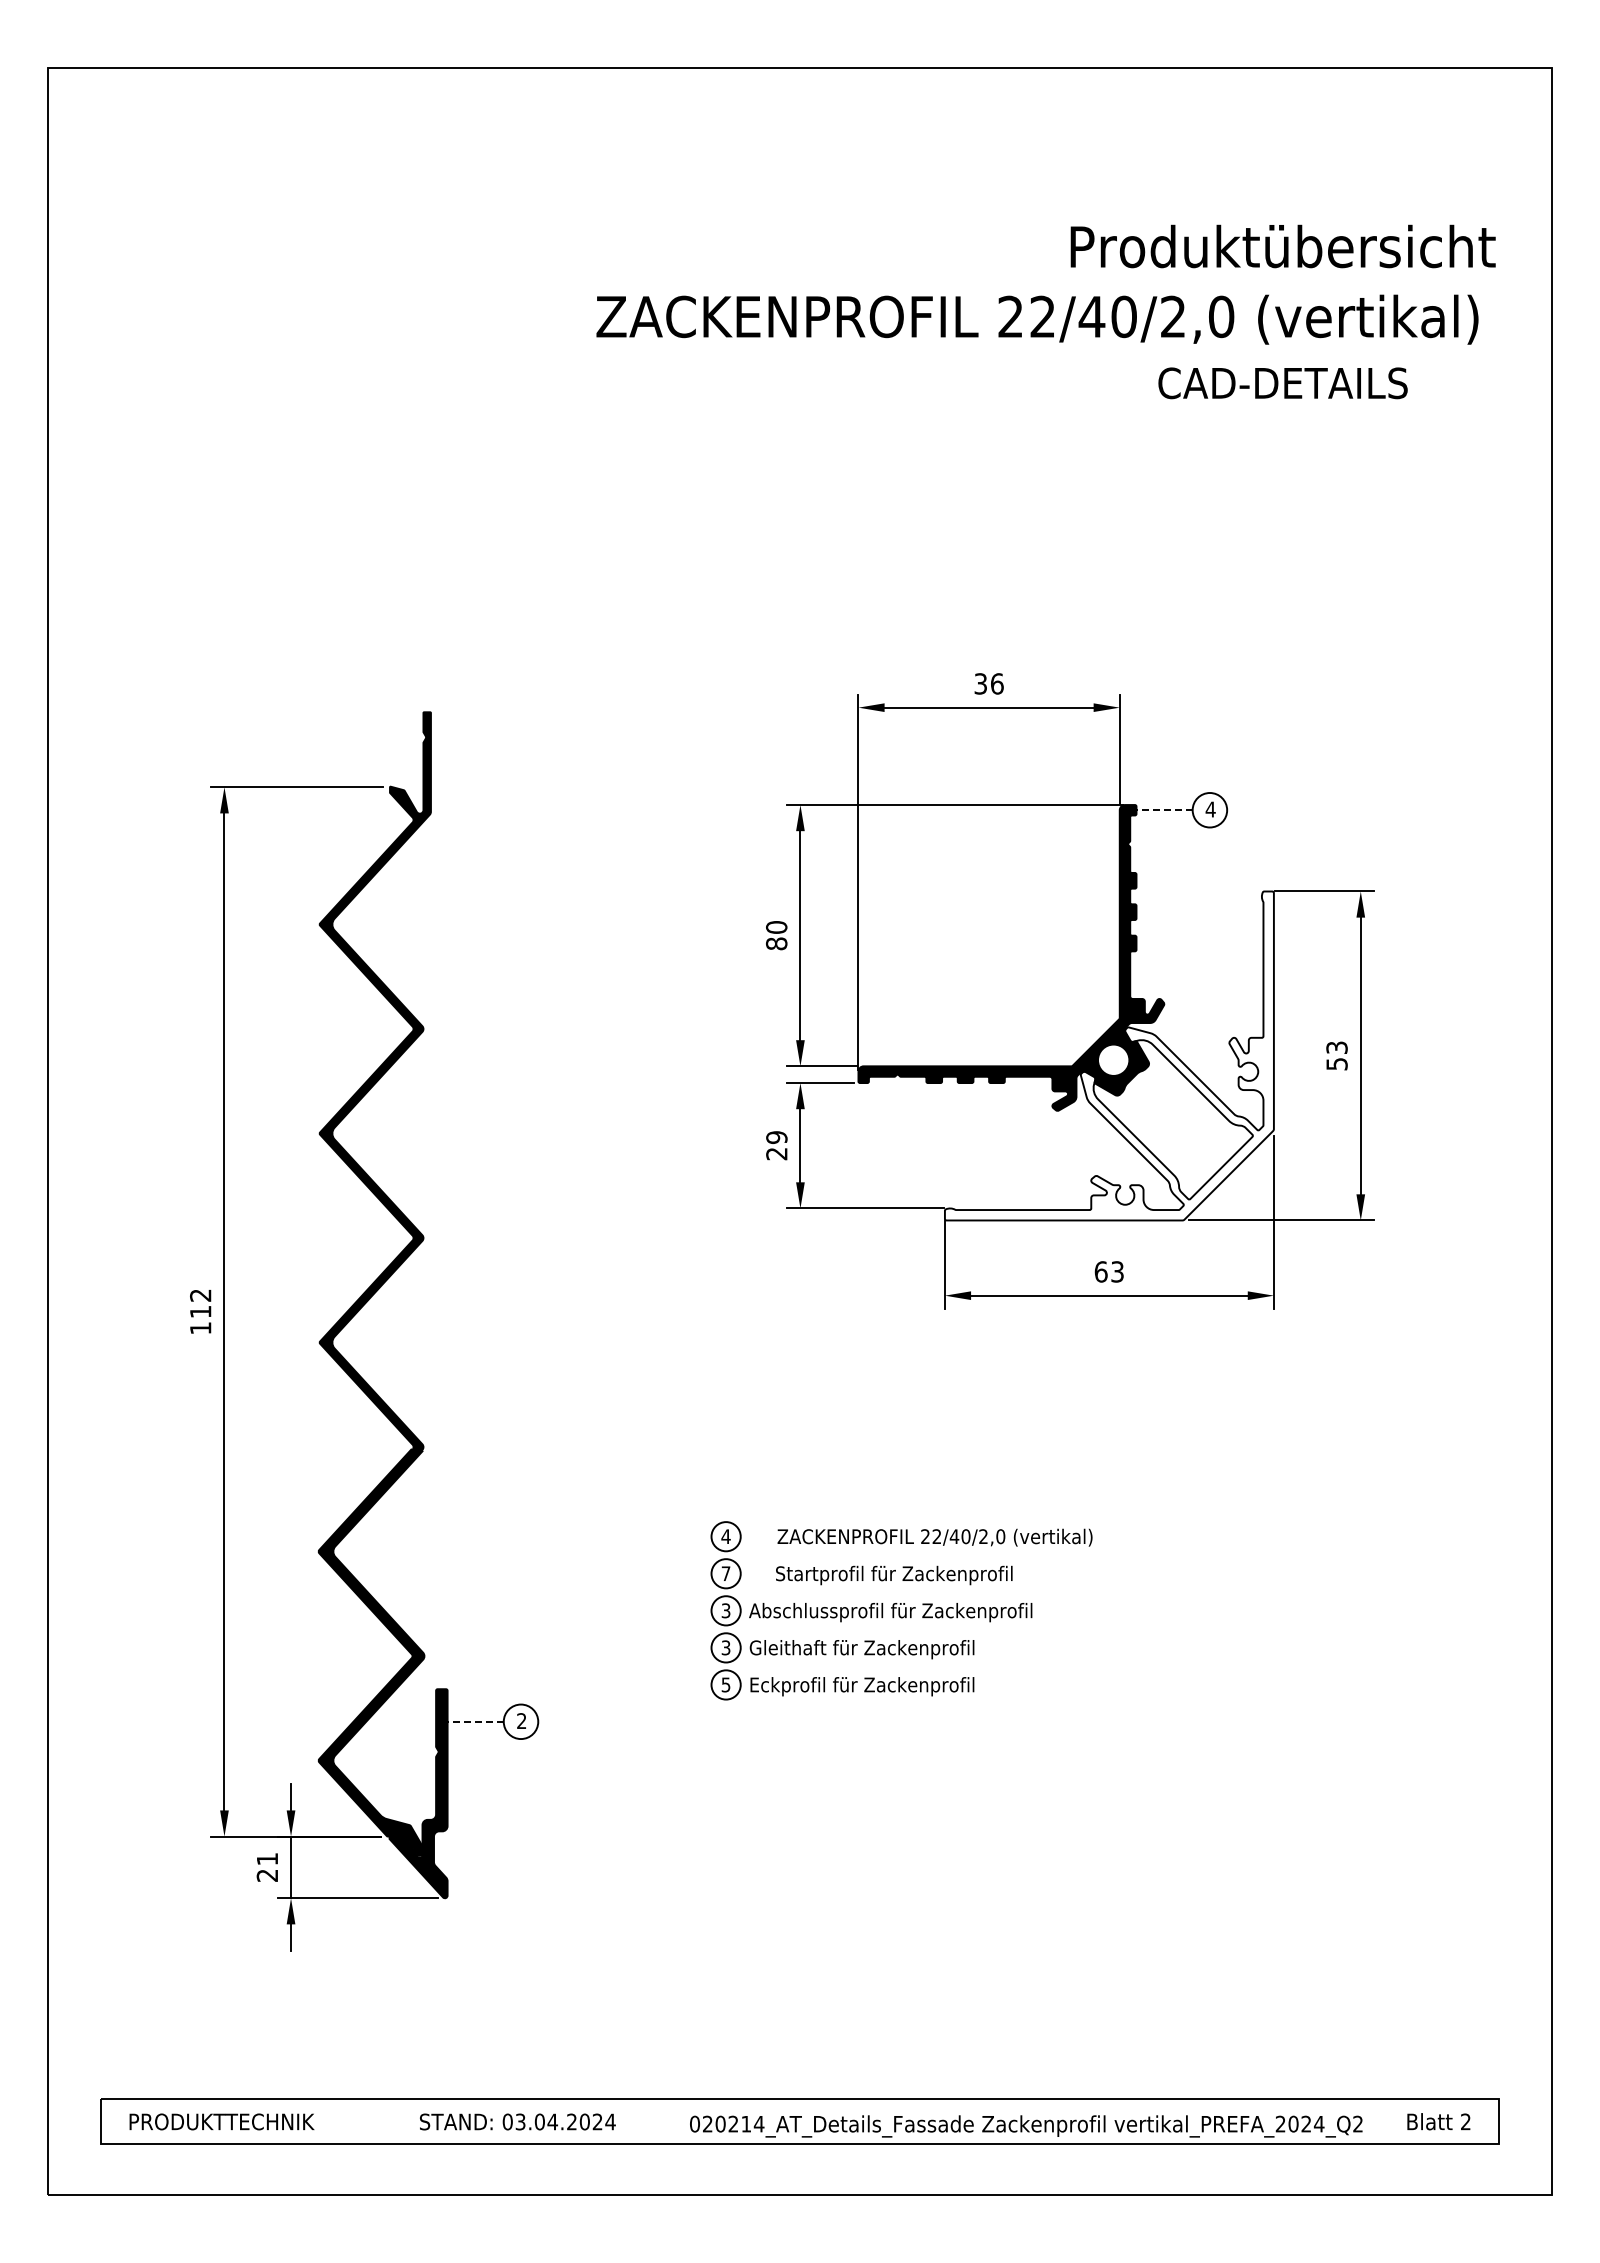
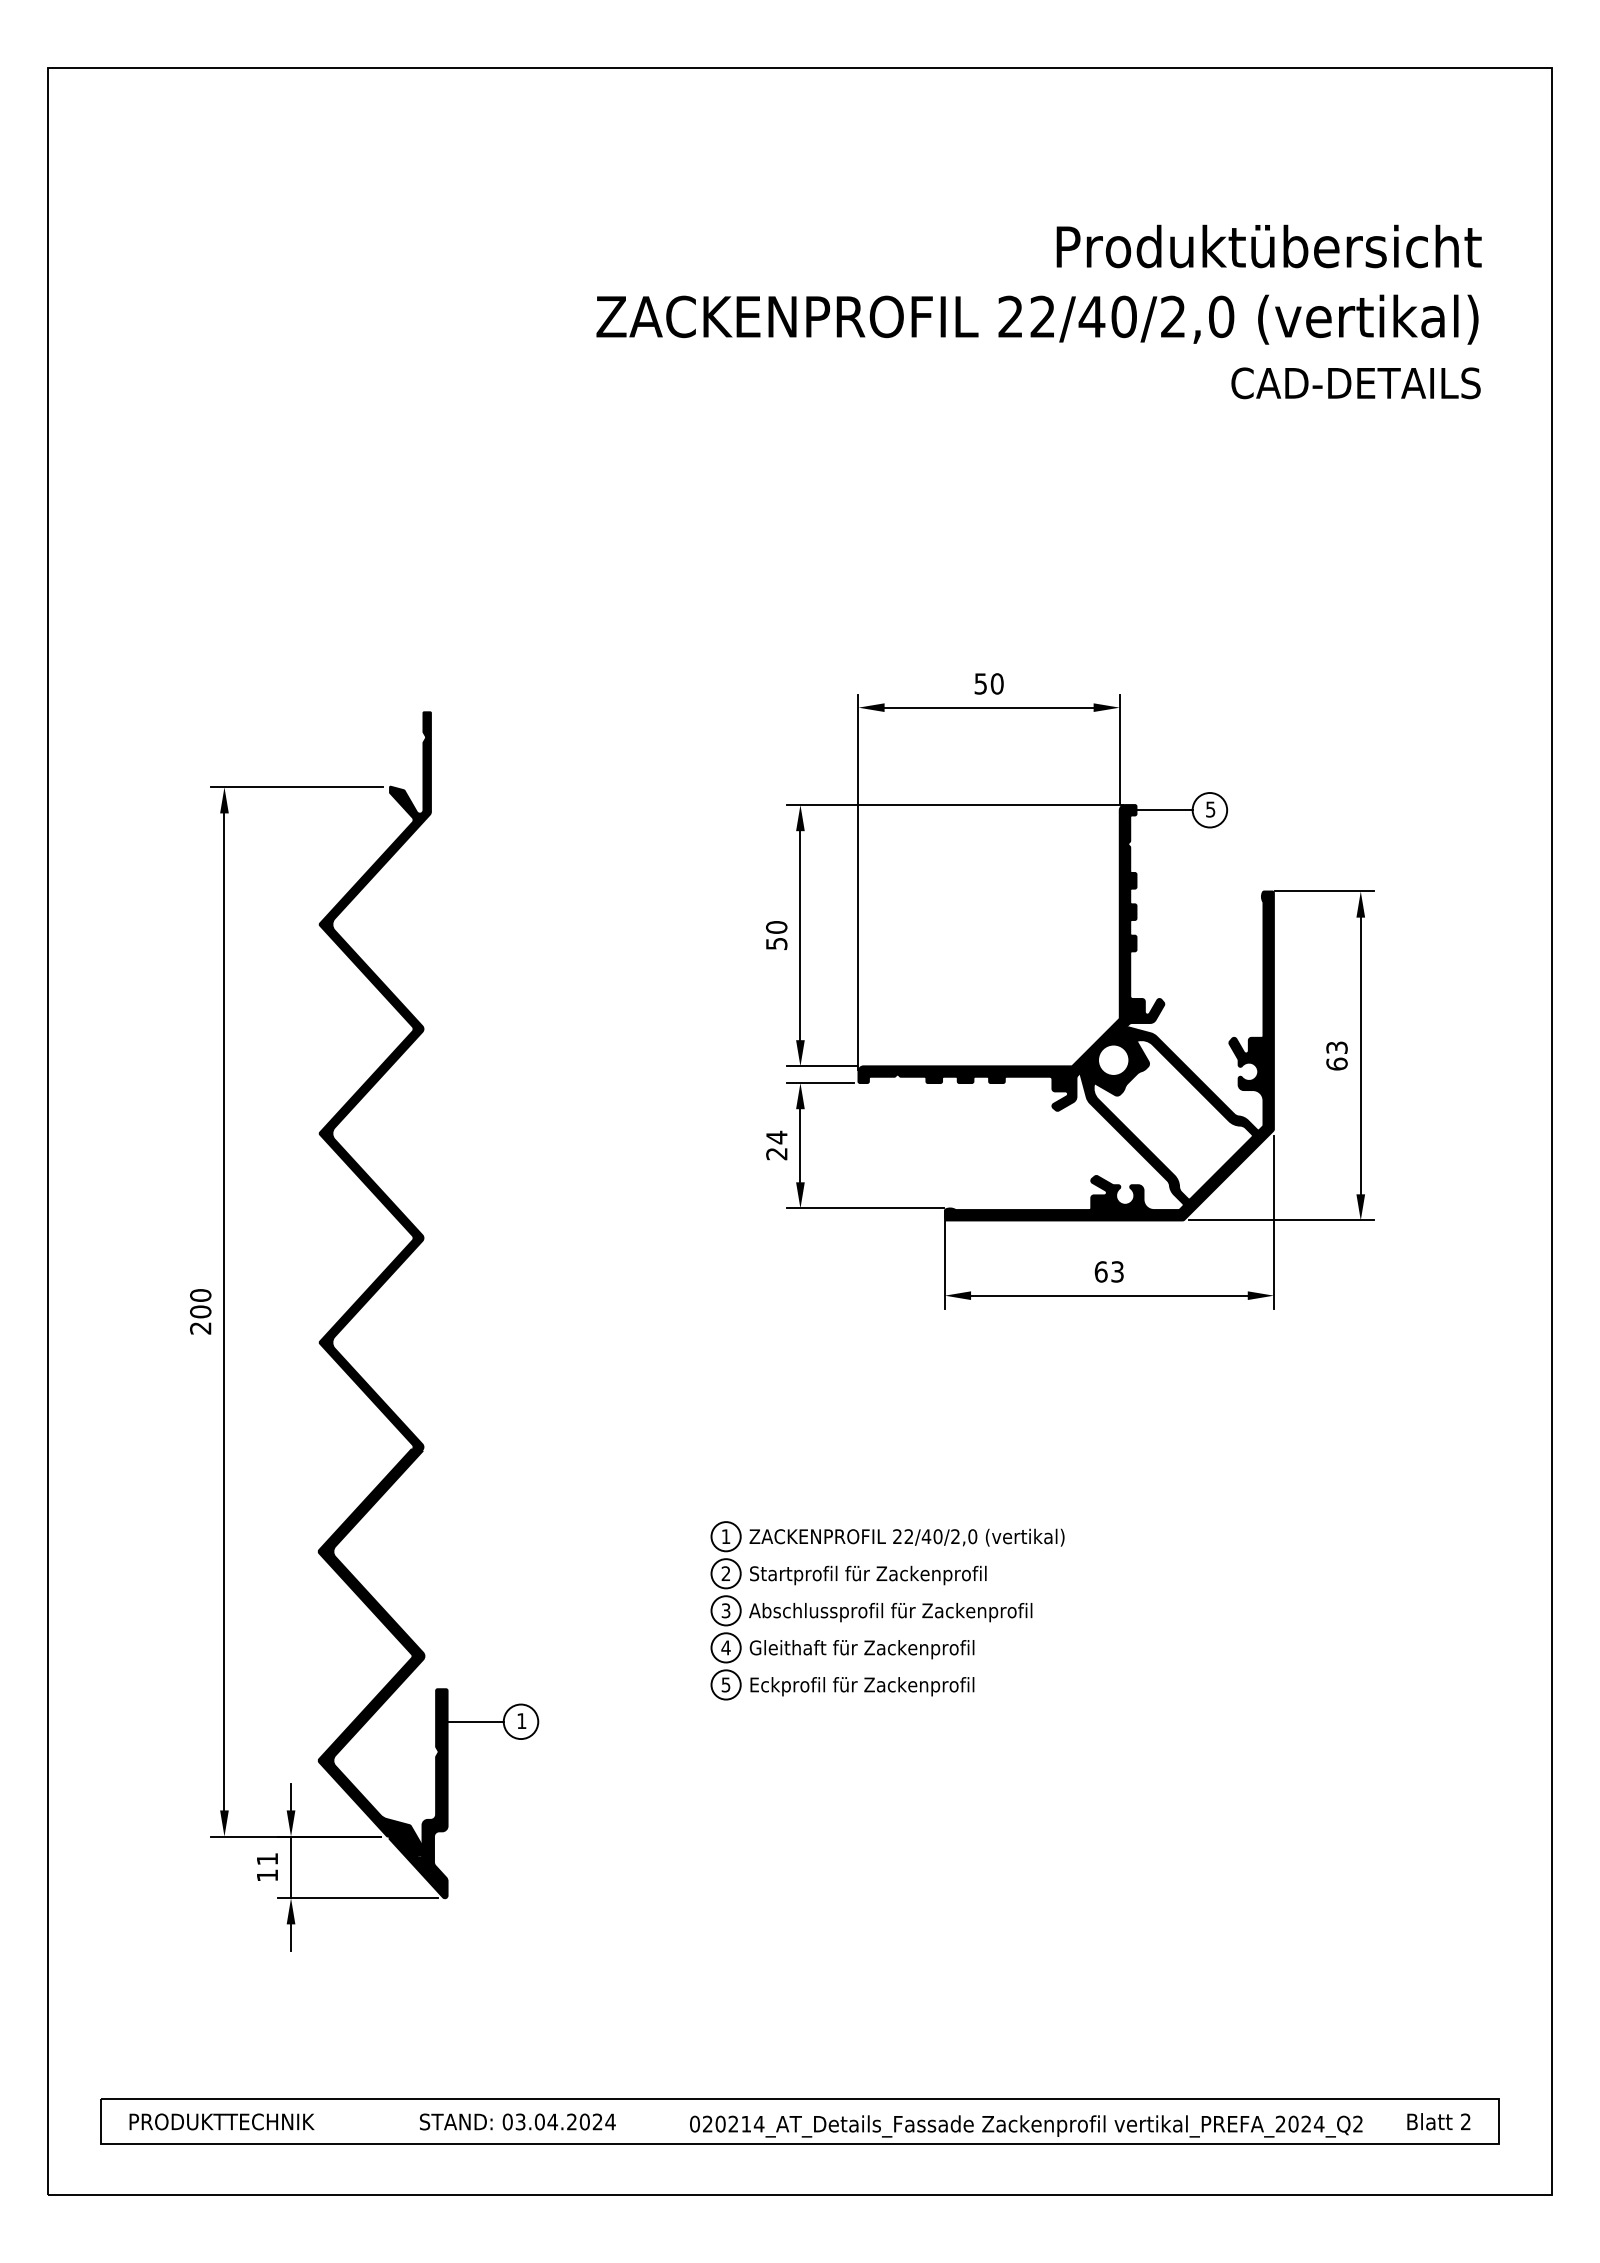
text position: (1282, 246) -> (1268, 246) (1268, 246)
text position: (1282, 383) -> (1355, 383) (1355, 383)
text: 36 -> 50 (989, 683)
text: 4 -> 5 (1210, 809)
line: dashed -> solid (1164, 810)
text: 80 -> 50 (776, 943)
fill: none -> present (1108, 1055)
text: 53 -> 63 (1336, 1063)
text: 29 -> 24 (776, 1137)
text: 112 -> 200 (200, 1311)
text: 4 -> 1 (725, 1536)
text position: (934, 1537) -> (906, 1537) (906, 1537)
text: 7 -> 2 (725, 1573)
text position: (894, 1575) -> (868, 1575) (868, 1575)
text: 3 -> 4 (725, 1647)
text: 2 -> 1 (521, 1720)
line: dashed -> solid (475, 1721)
text: 21 -> 11 (266, 1875)
